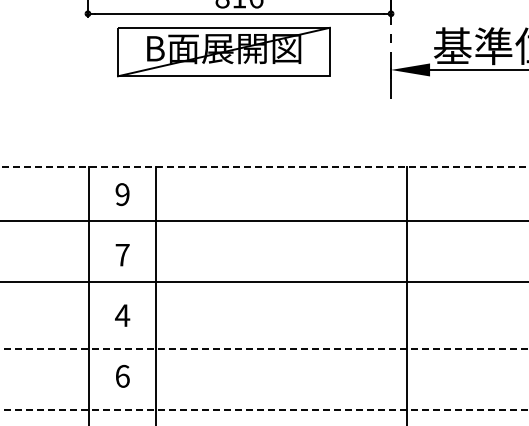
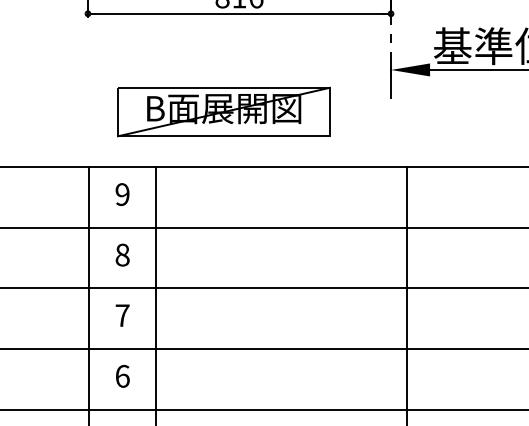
part position: (223, 51) -> (223, 111) (223, 111)
line: dashed -> solid (264, 167)
line position: (263, 220) -> (263, 227) (263, 227)
text: 7 -> 8 (122, 254)
line position: (263, 282) -> (263, 288) (263, 288)
text: 4 -> 7 (122, 315)
line: dashed -> solid (264, 348)
line: dashed -> solid (264, 409)
